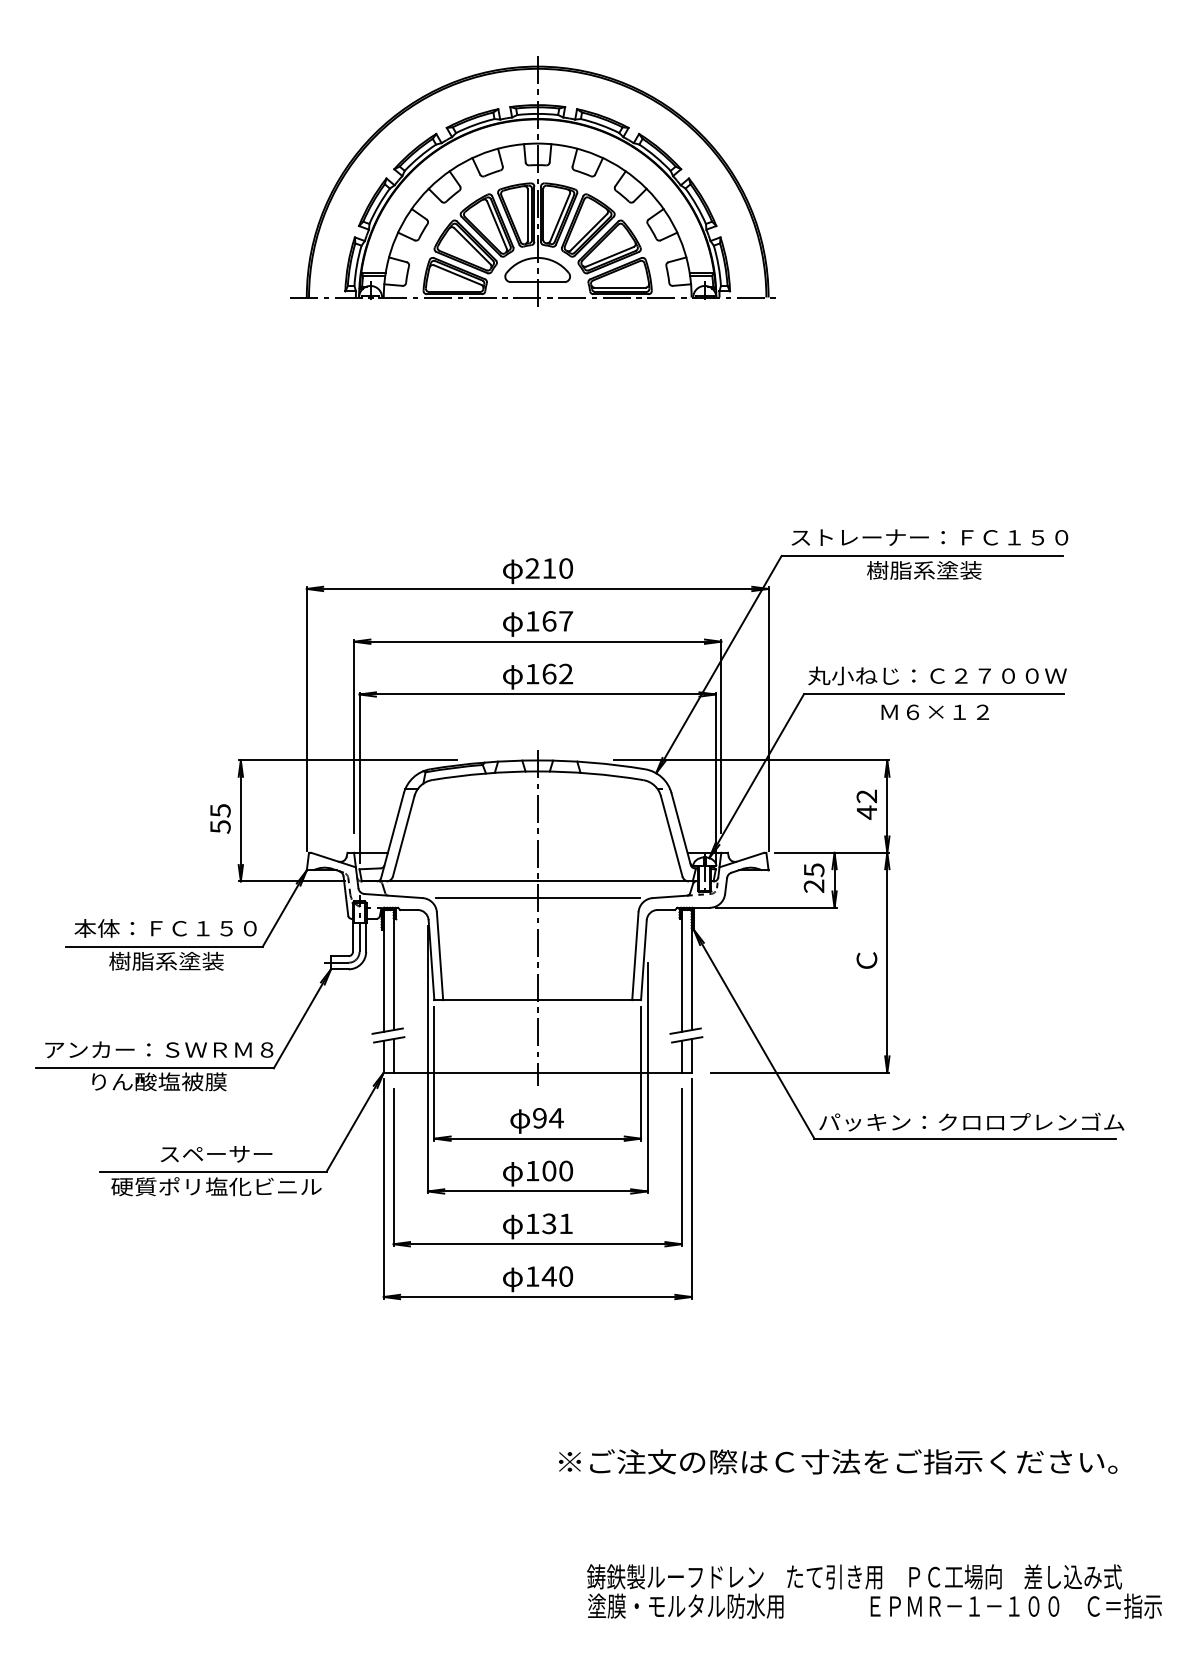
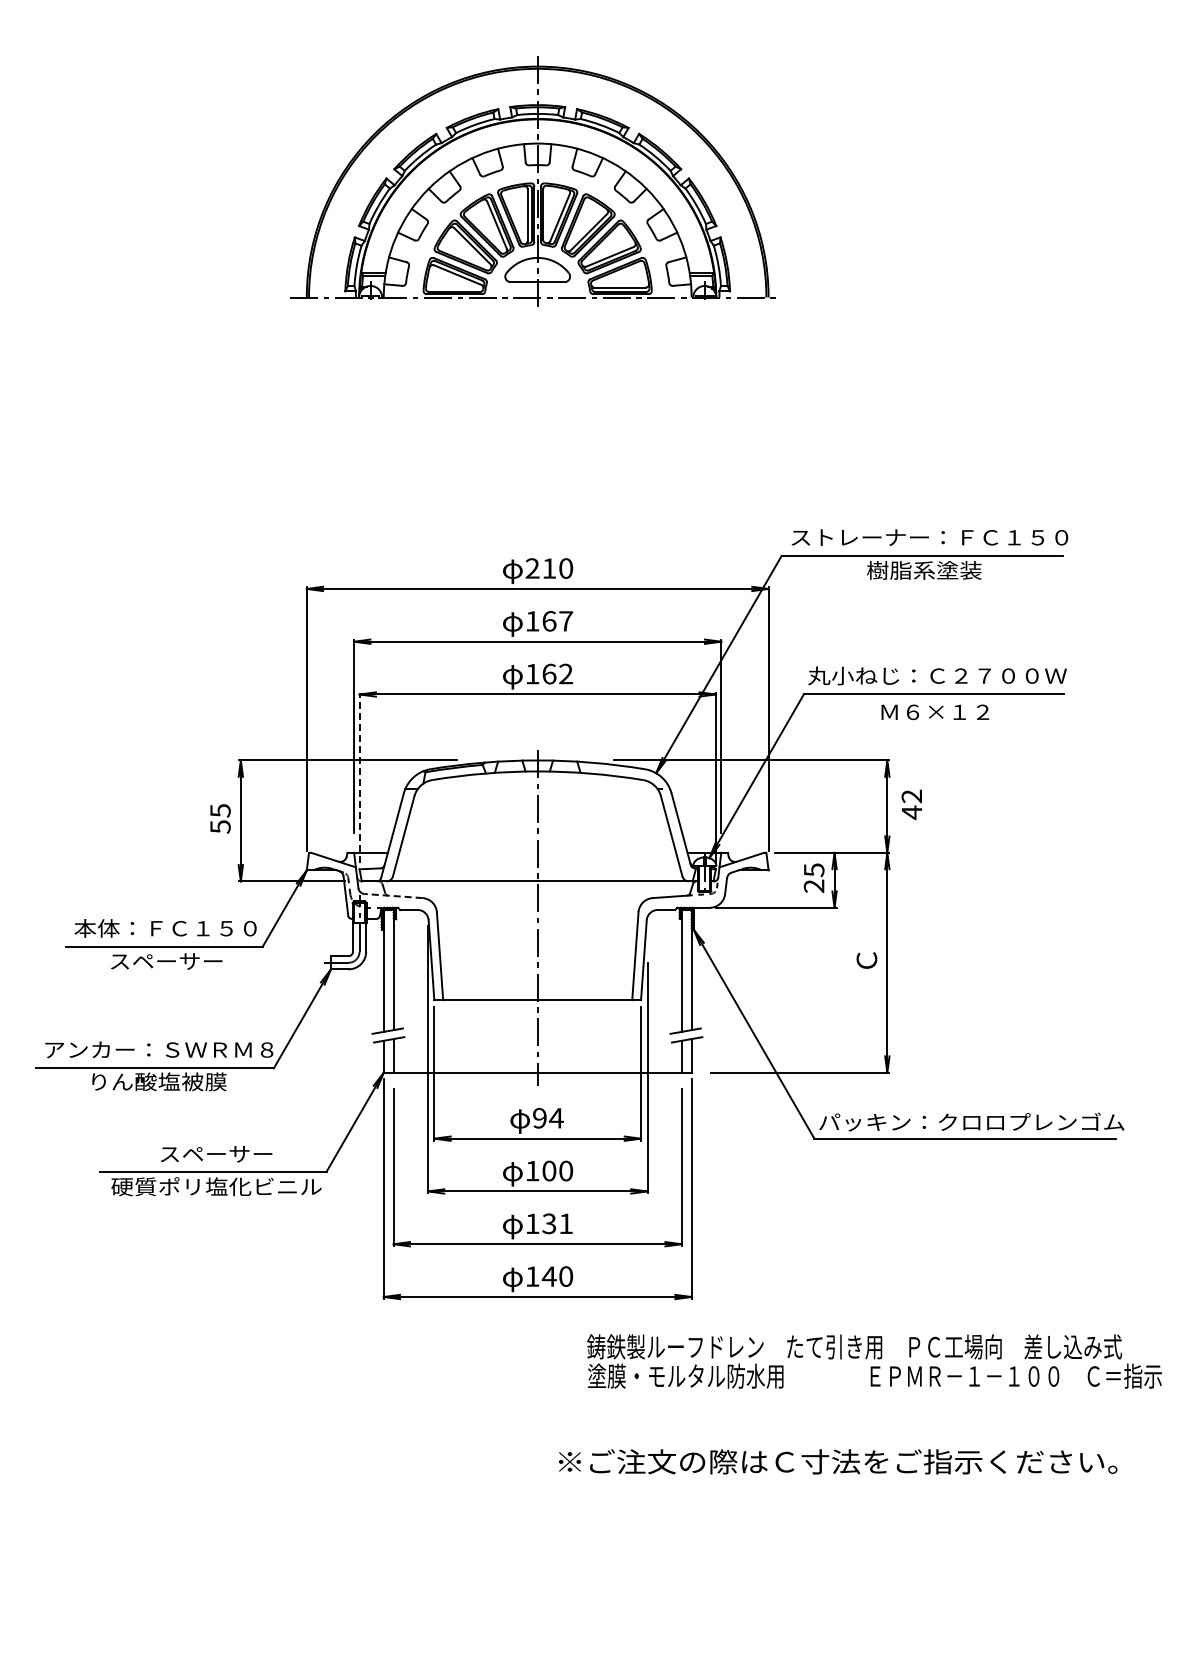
line: solid -> dashed (359, 777)
text position: (866, 804) -> (911, 804) (911, 804)
line: solid -> dashed (393, 896)
line: present -> none (537, 898)
text: 樹脂系塗装 -> スペーサー (166, 960)
text position: (874, 1591) -> (874, 1361) (874, 1361)
